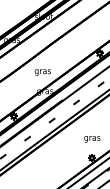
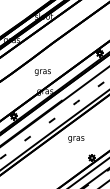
text position: (92, 139) -> (76, 139) (76, 139)
